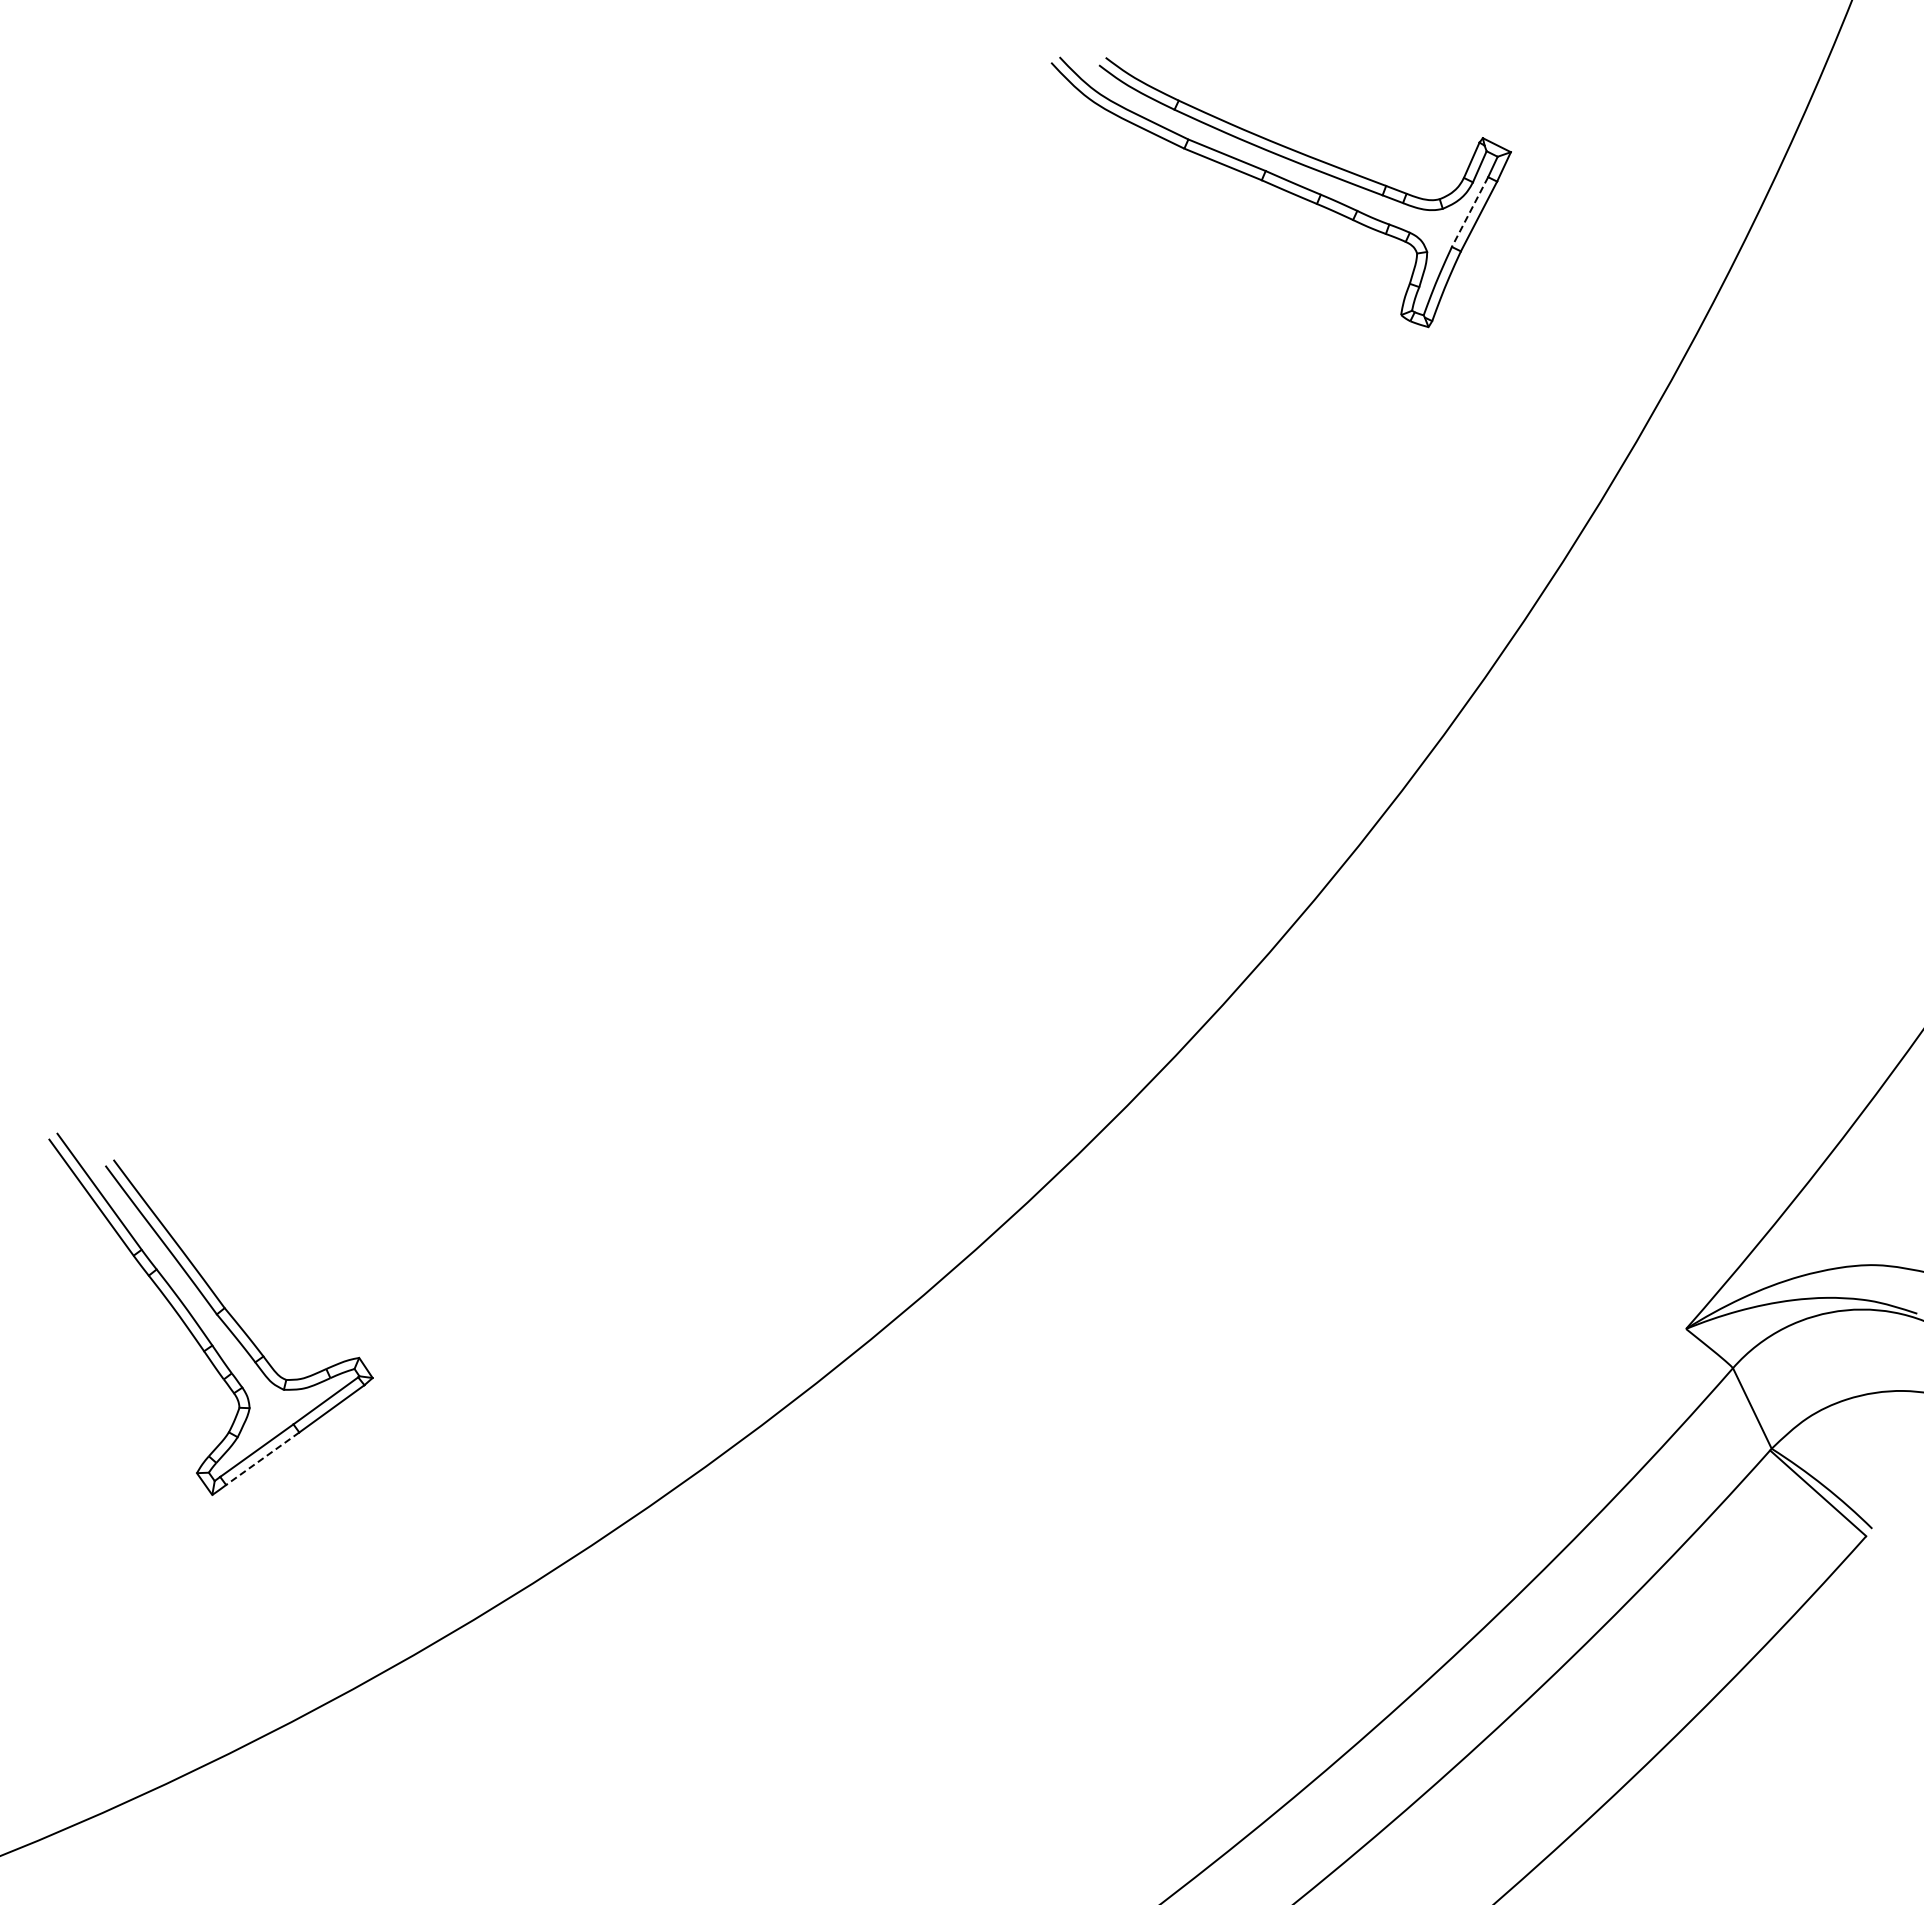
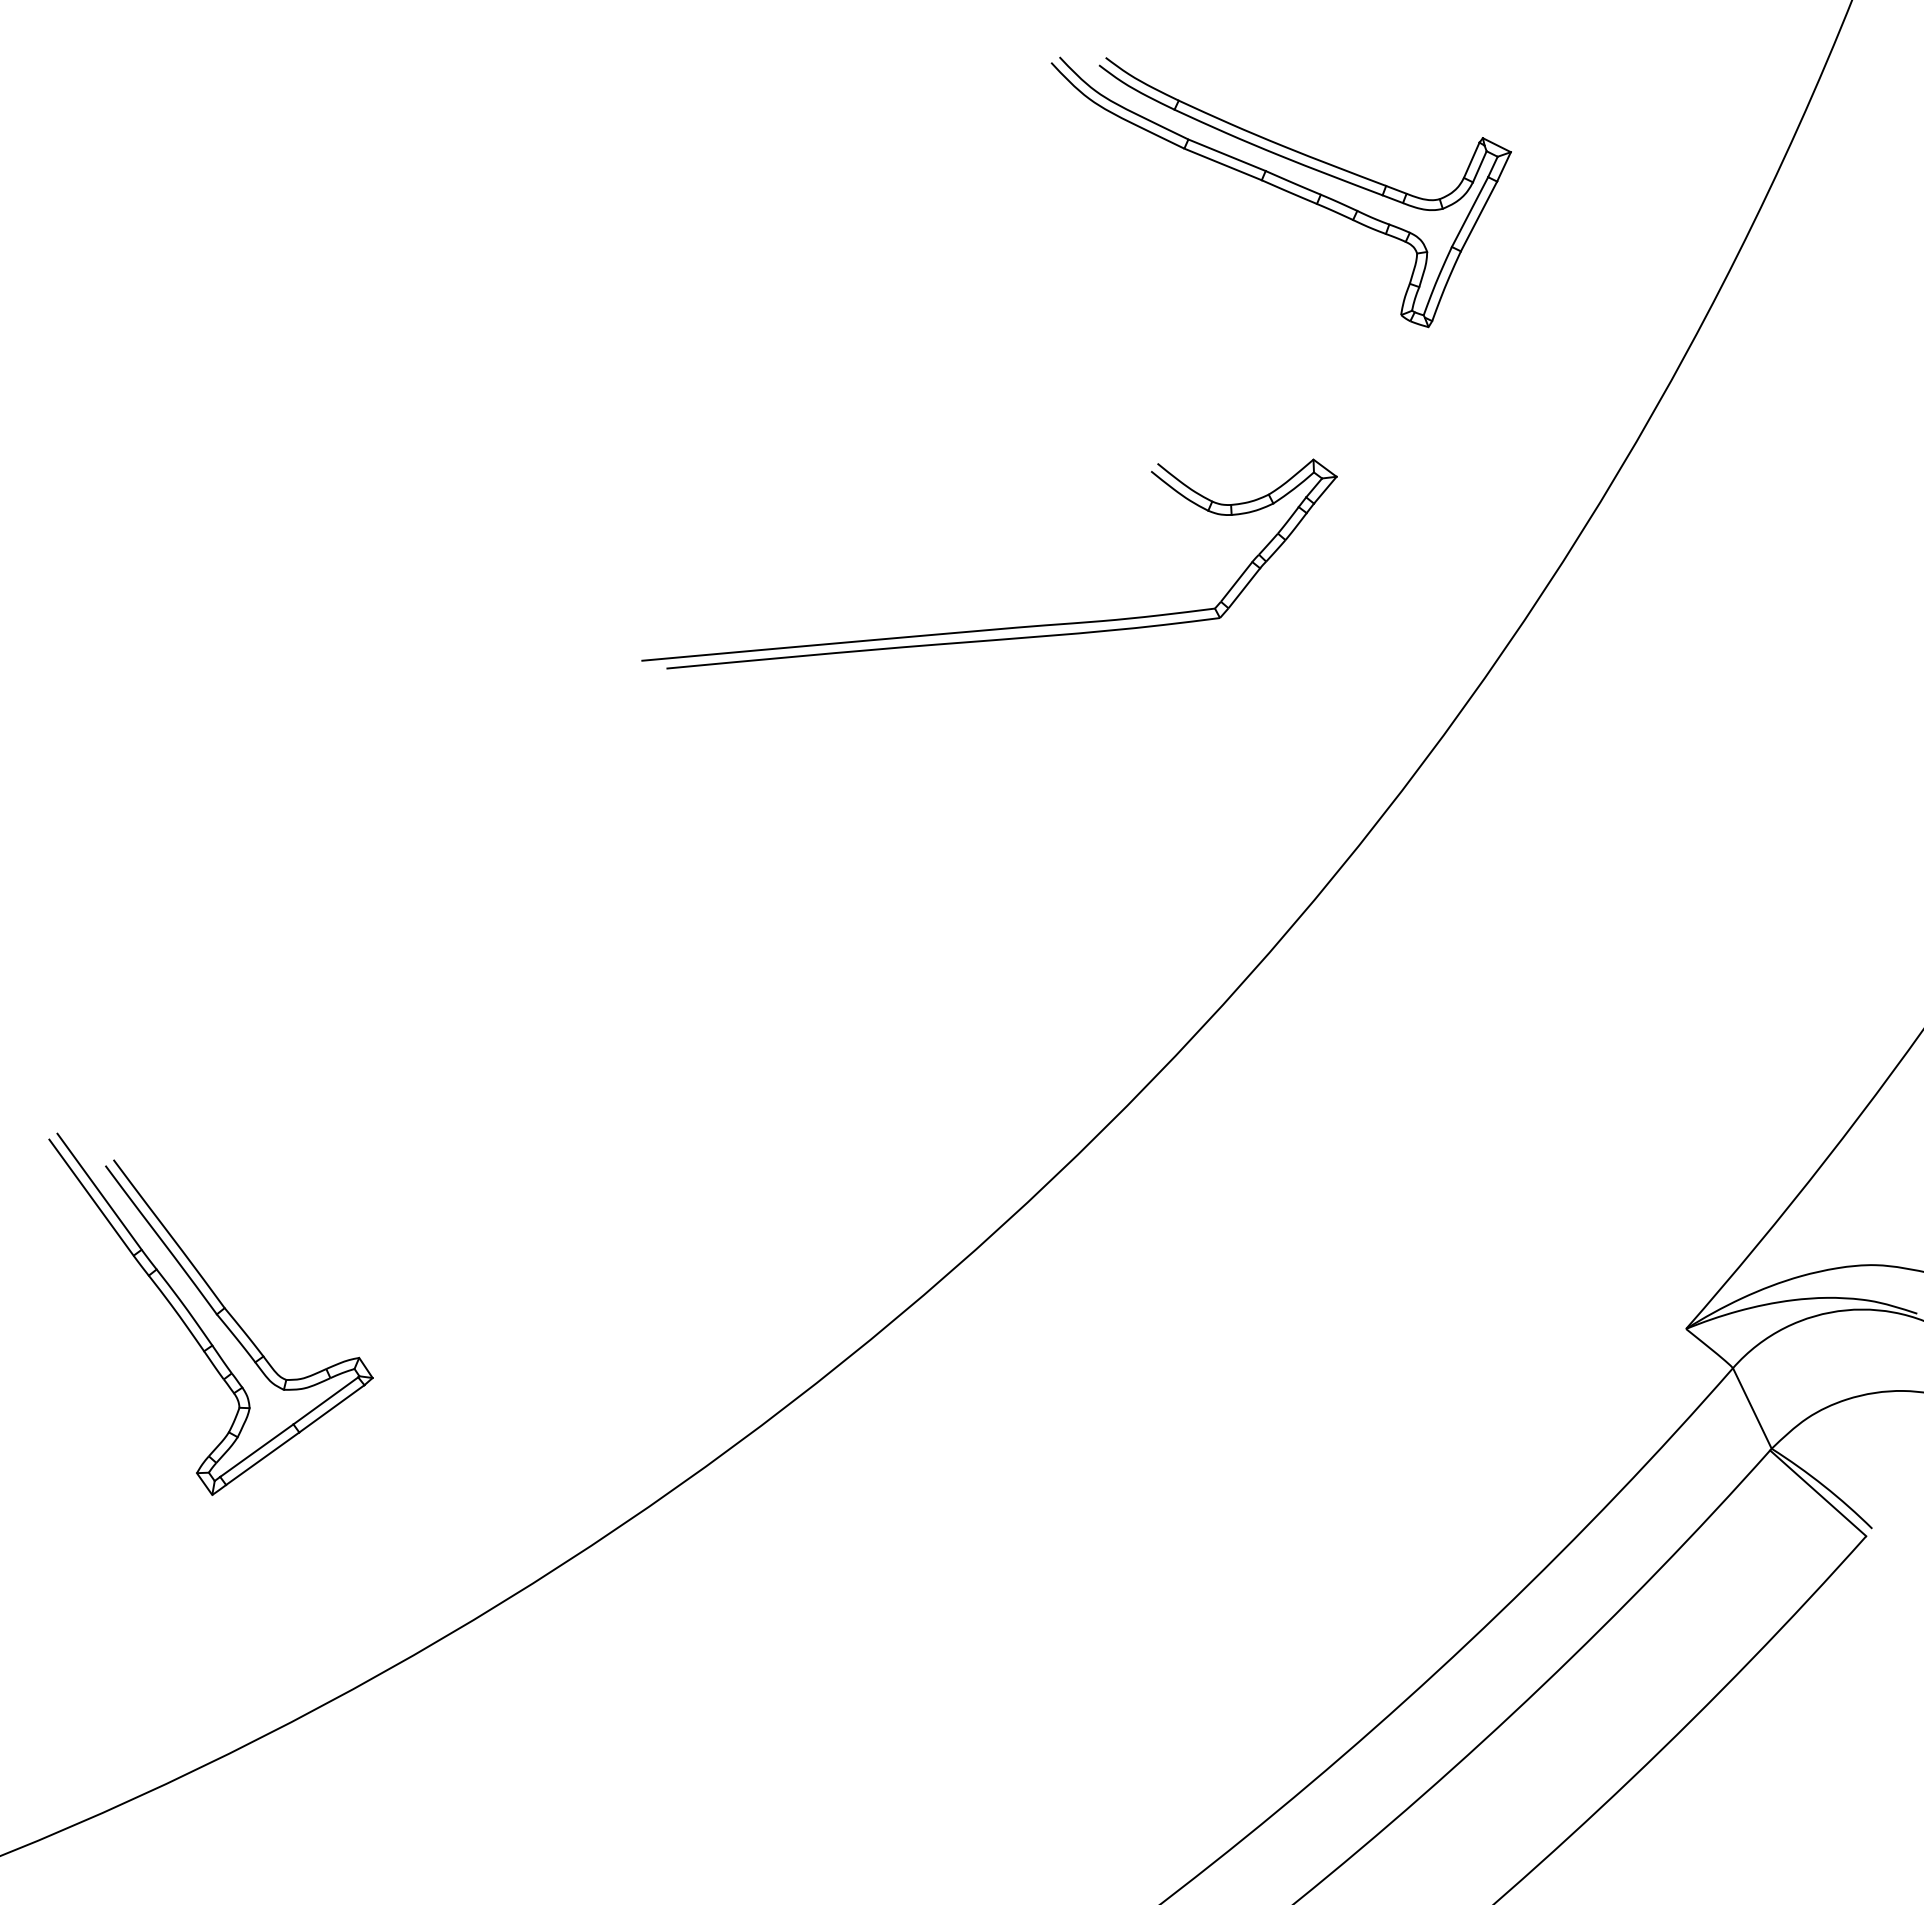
line: dashed -> solid (1469, 212)
part: none -> present (991, 628)
line: dashed -> solid (262, 1459)
